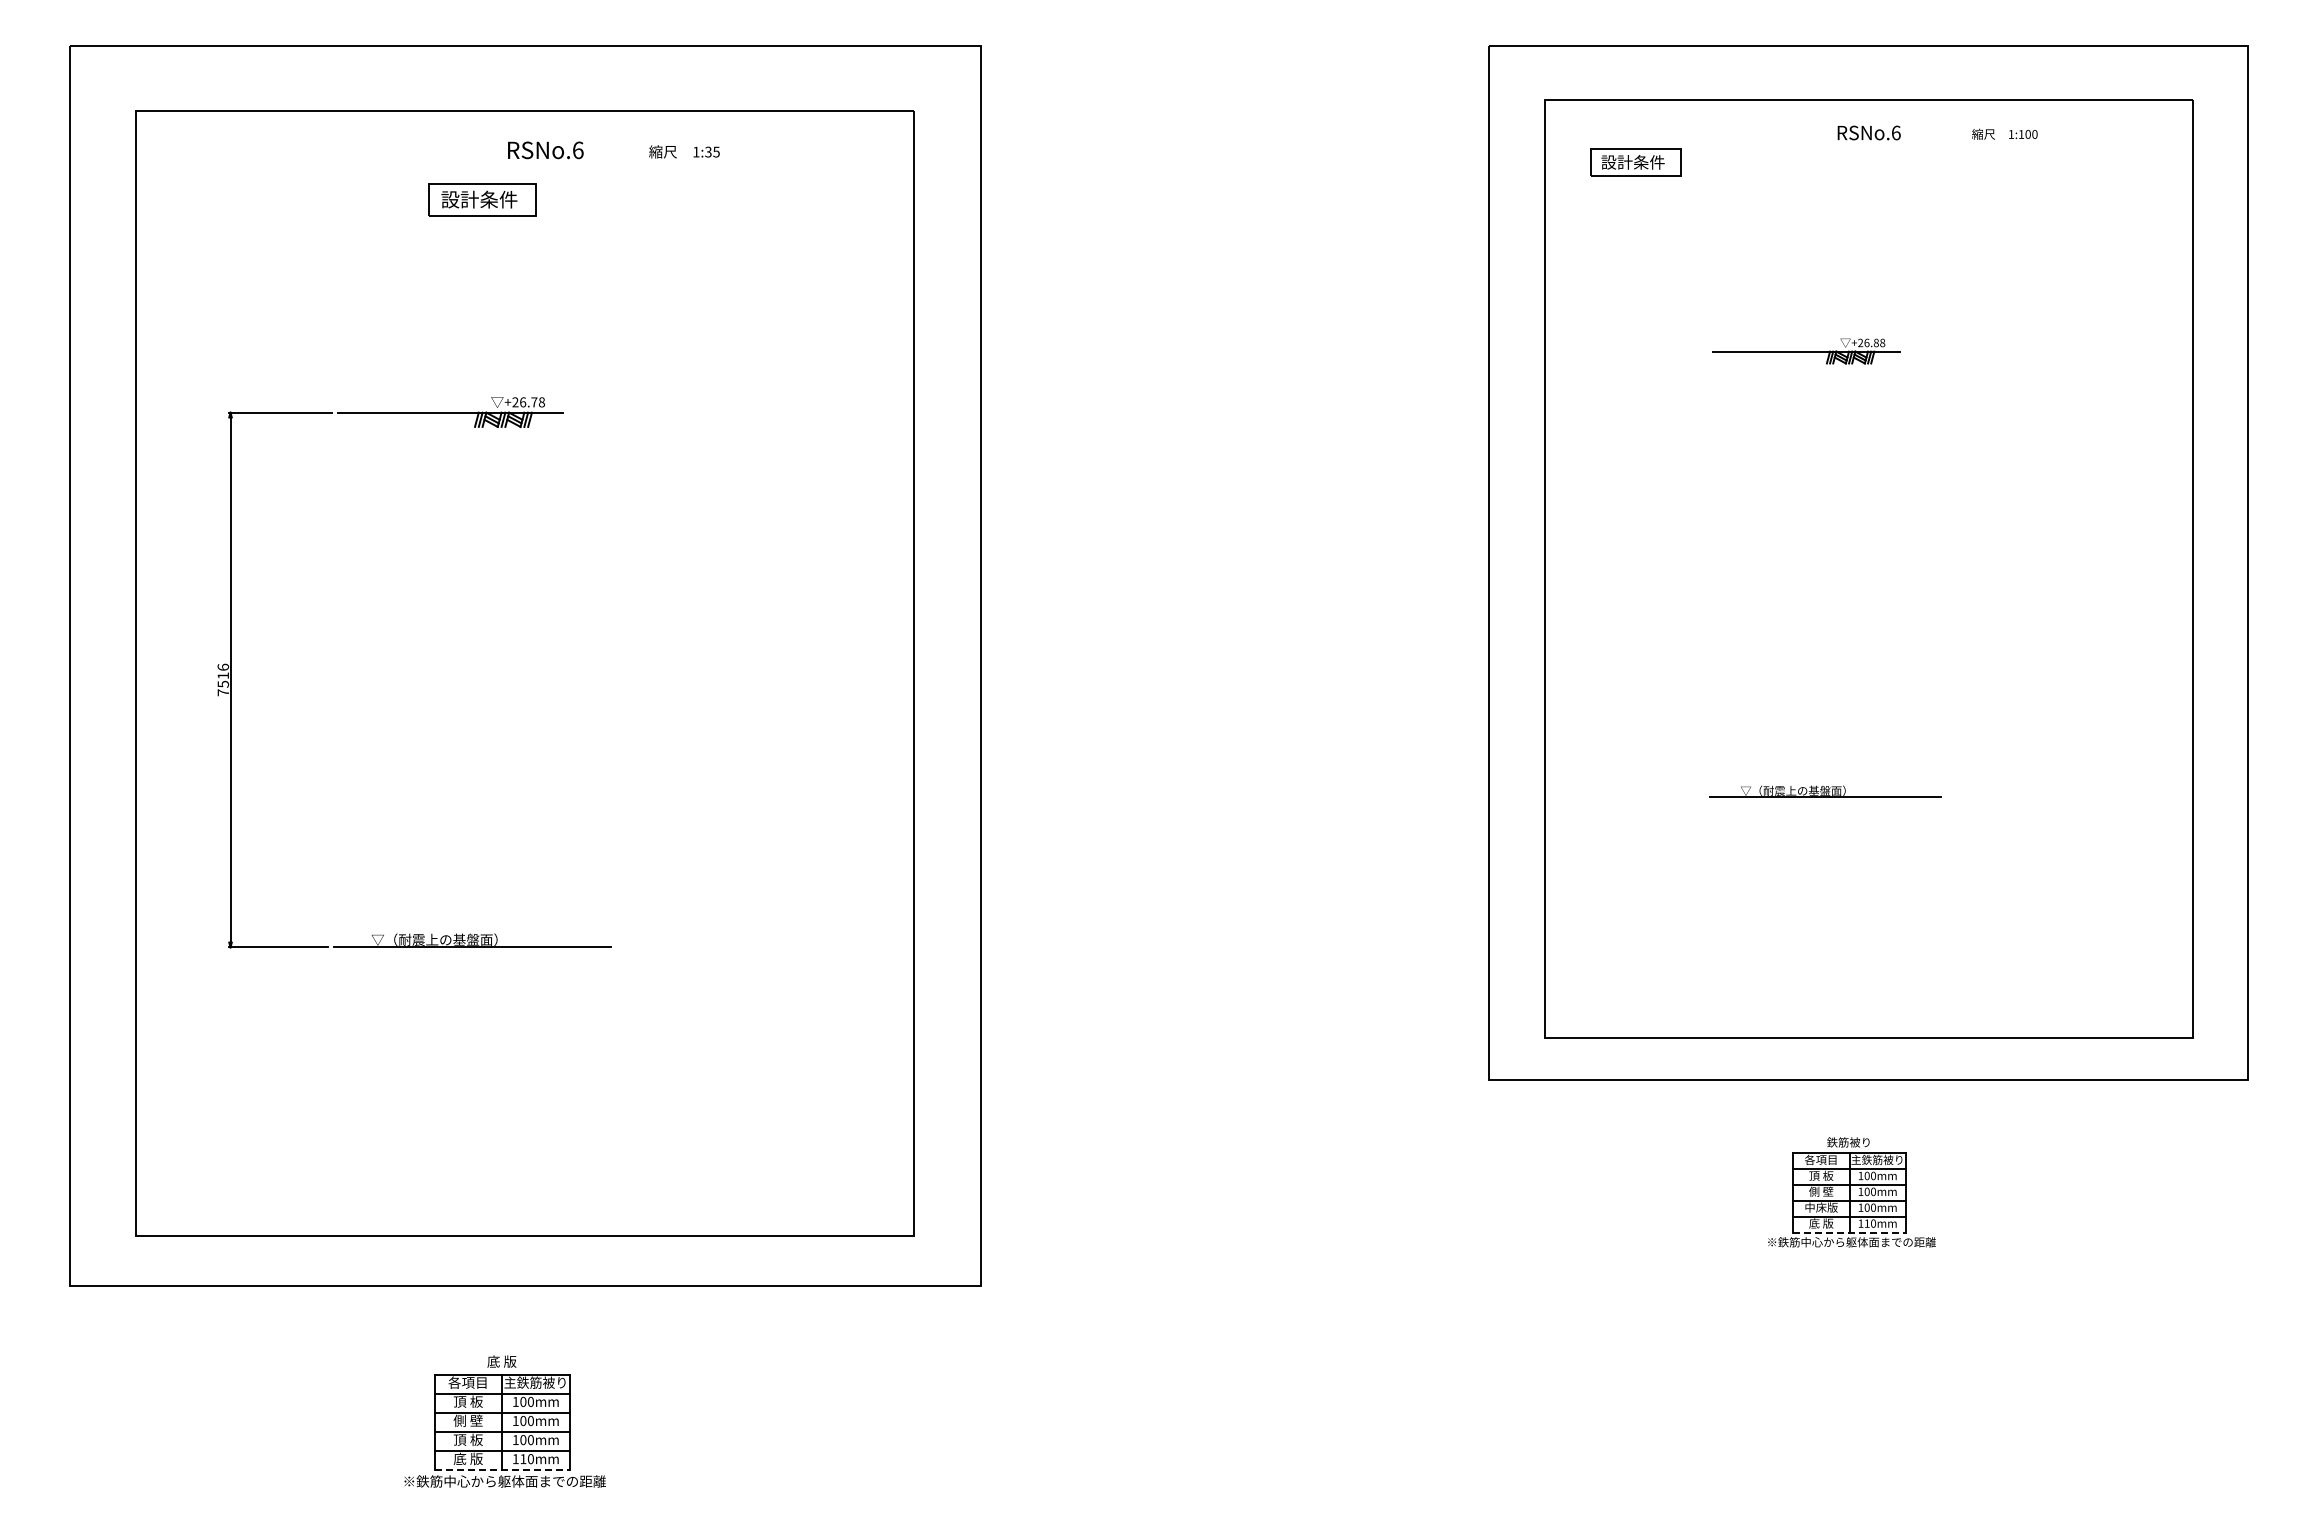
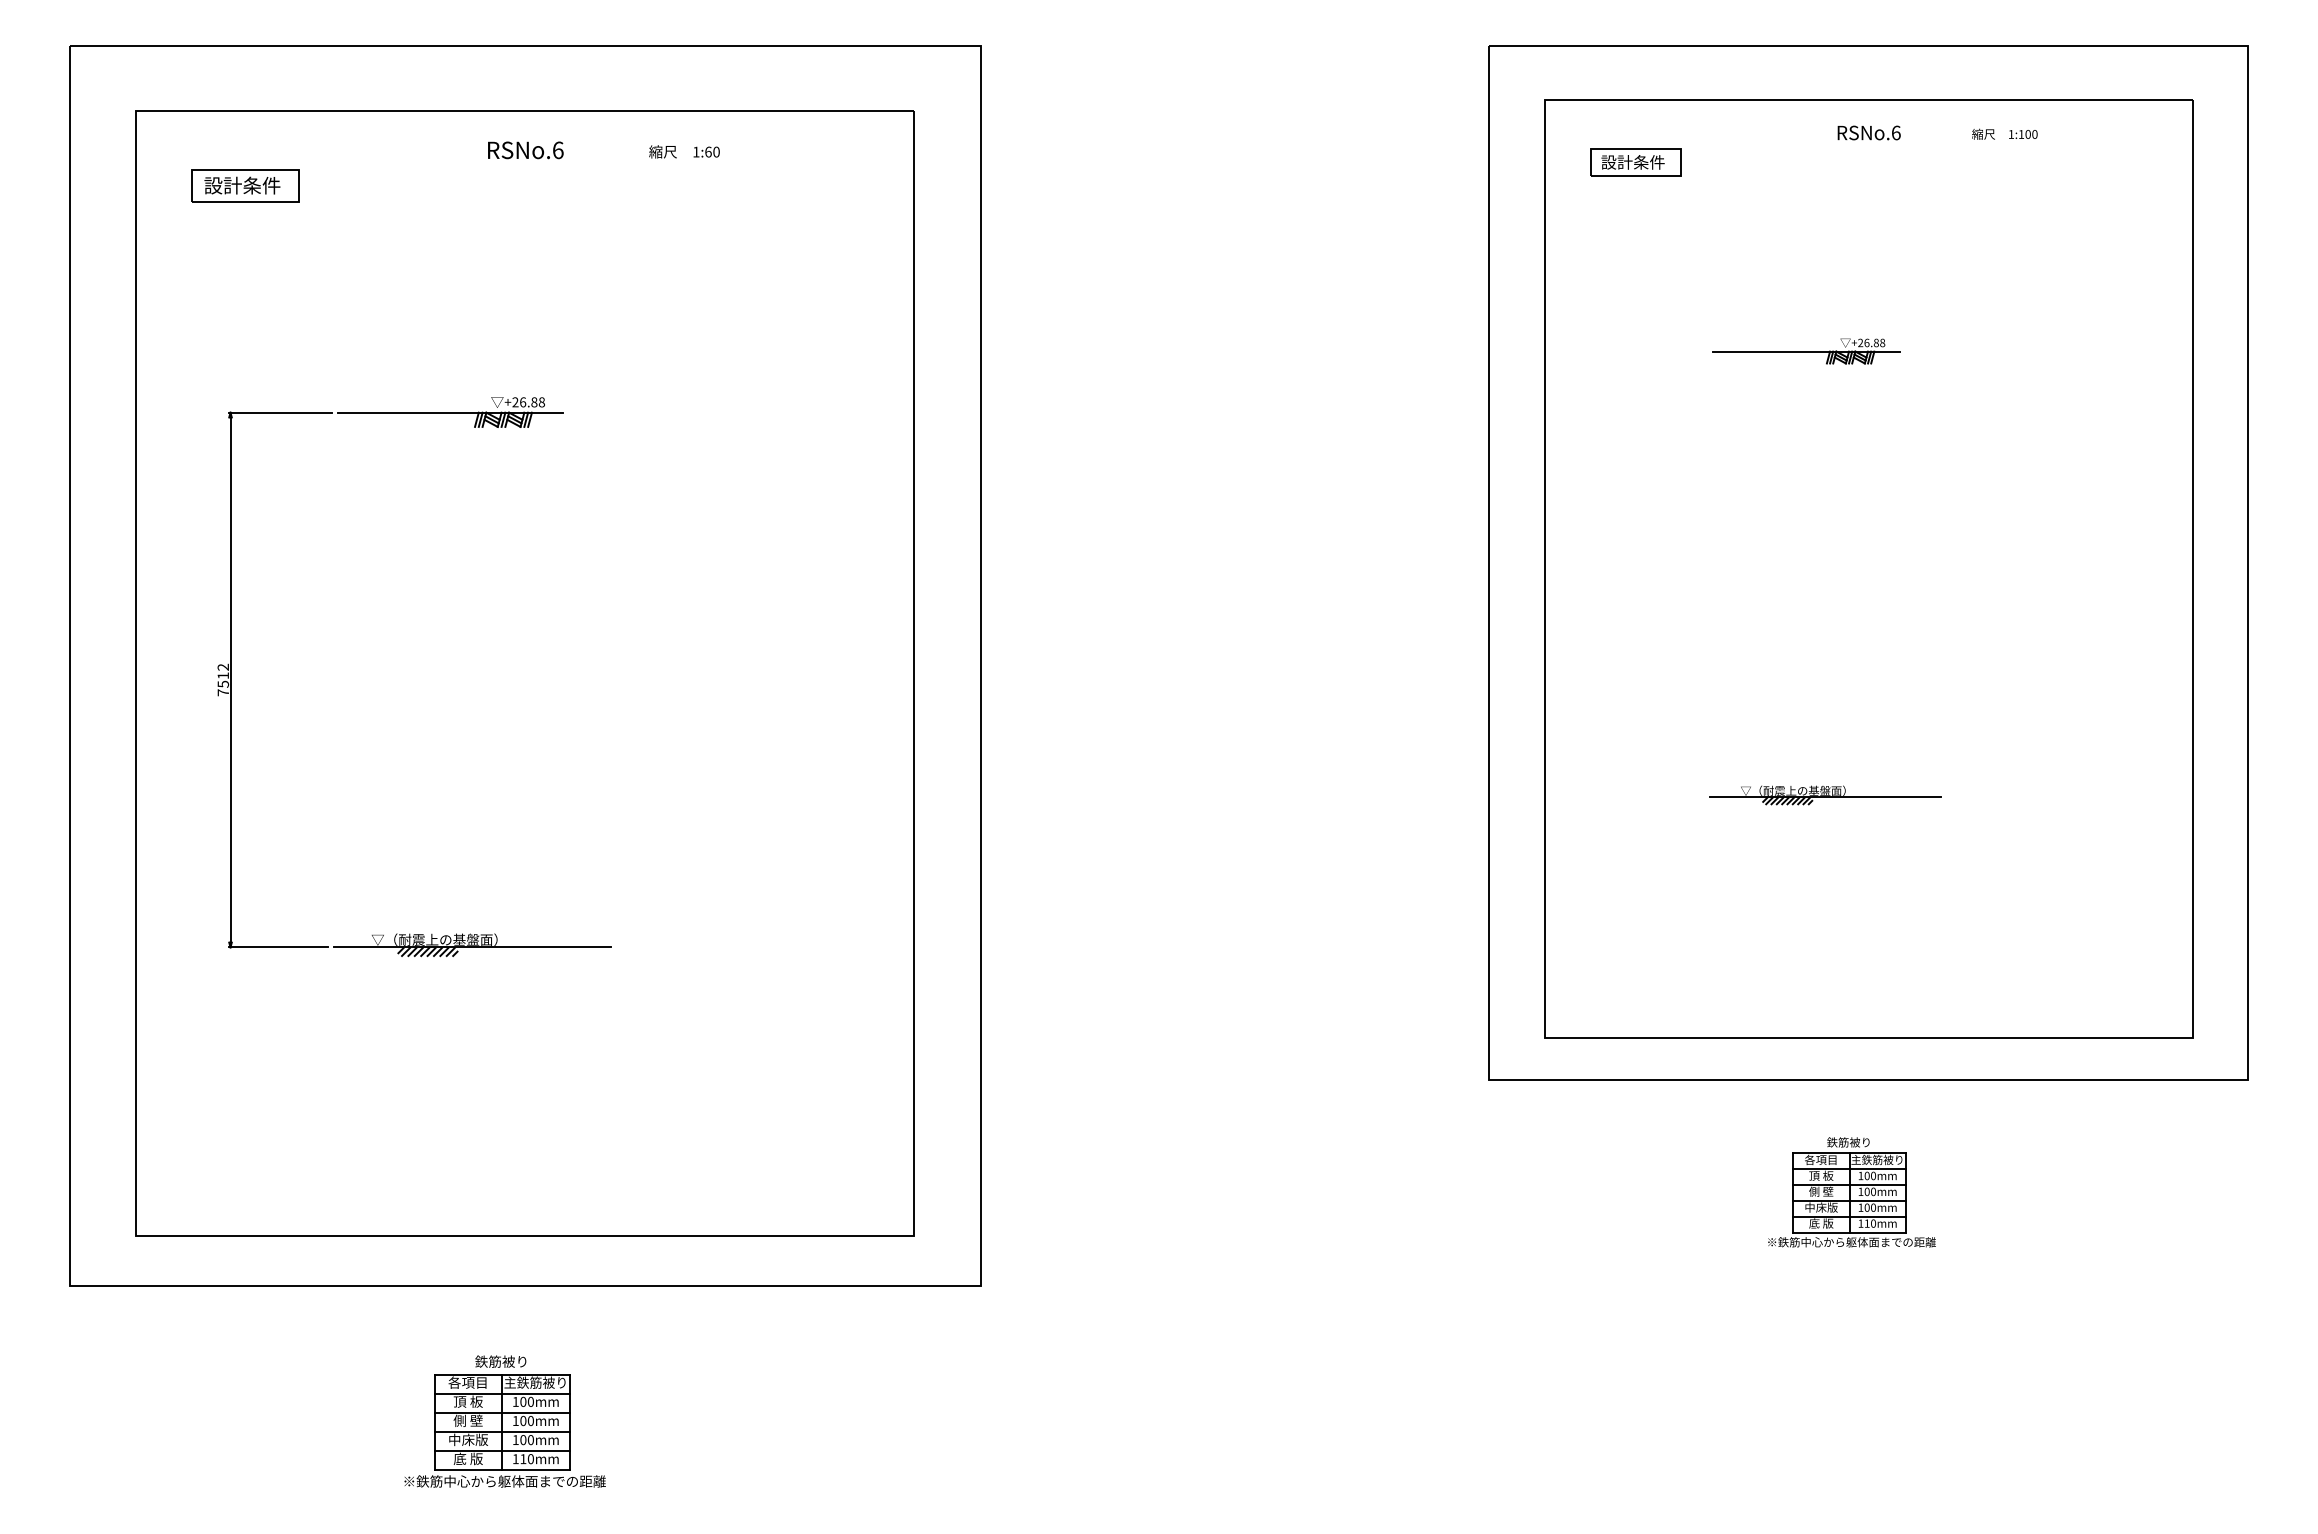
text position: (545, 150) -> (525, 150) (525, 150)
text: 1:35 -> 1:60 (712, 151)
part position: (482, 199) -> (245, 185) (245, 185)
text: +26.78 -> +26.88 (534, 402)
text: 7516 -> 7512 (223, 666)
hatch: none -> present (1787, 800)
hatch: none -> present (427, 951)
line: dashed -> solid (1850, 1232)
text: 底 版 -> 鉄筋被り (500, 1361)
text: 頂 板 -> 中床版 (468, 1439)
line: dashed -> solid (502, 1469)
